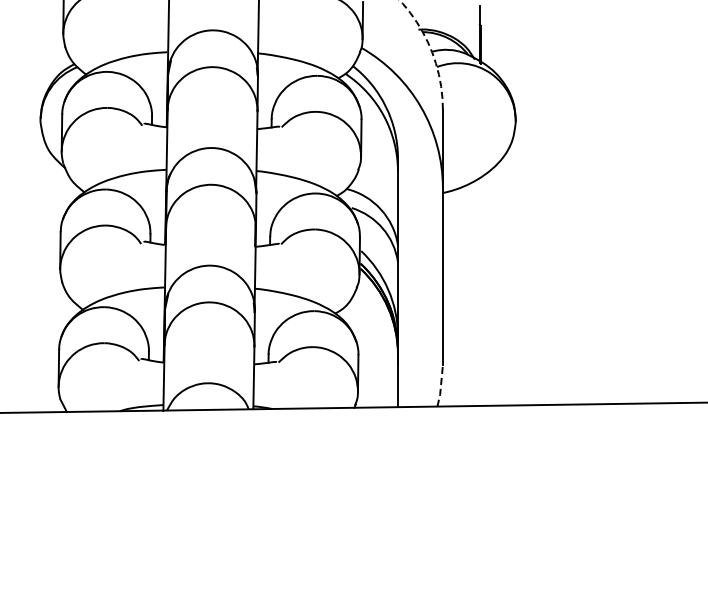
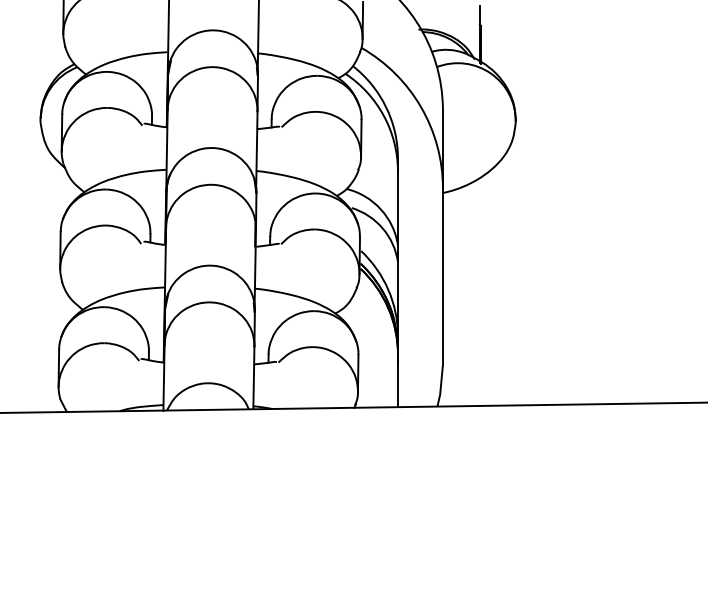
arc: dashed -> solid (431, 50)
line: dashed -> solid (440, 386)
